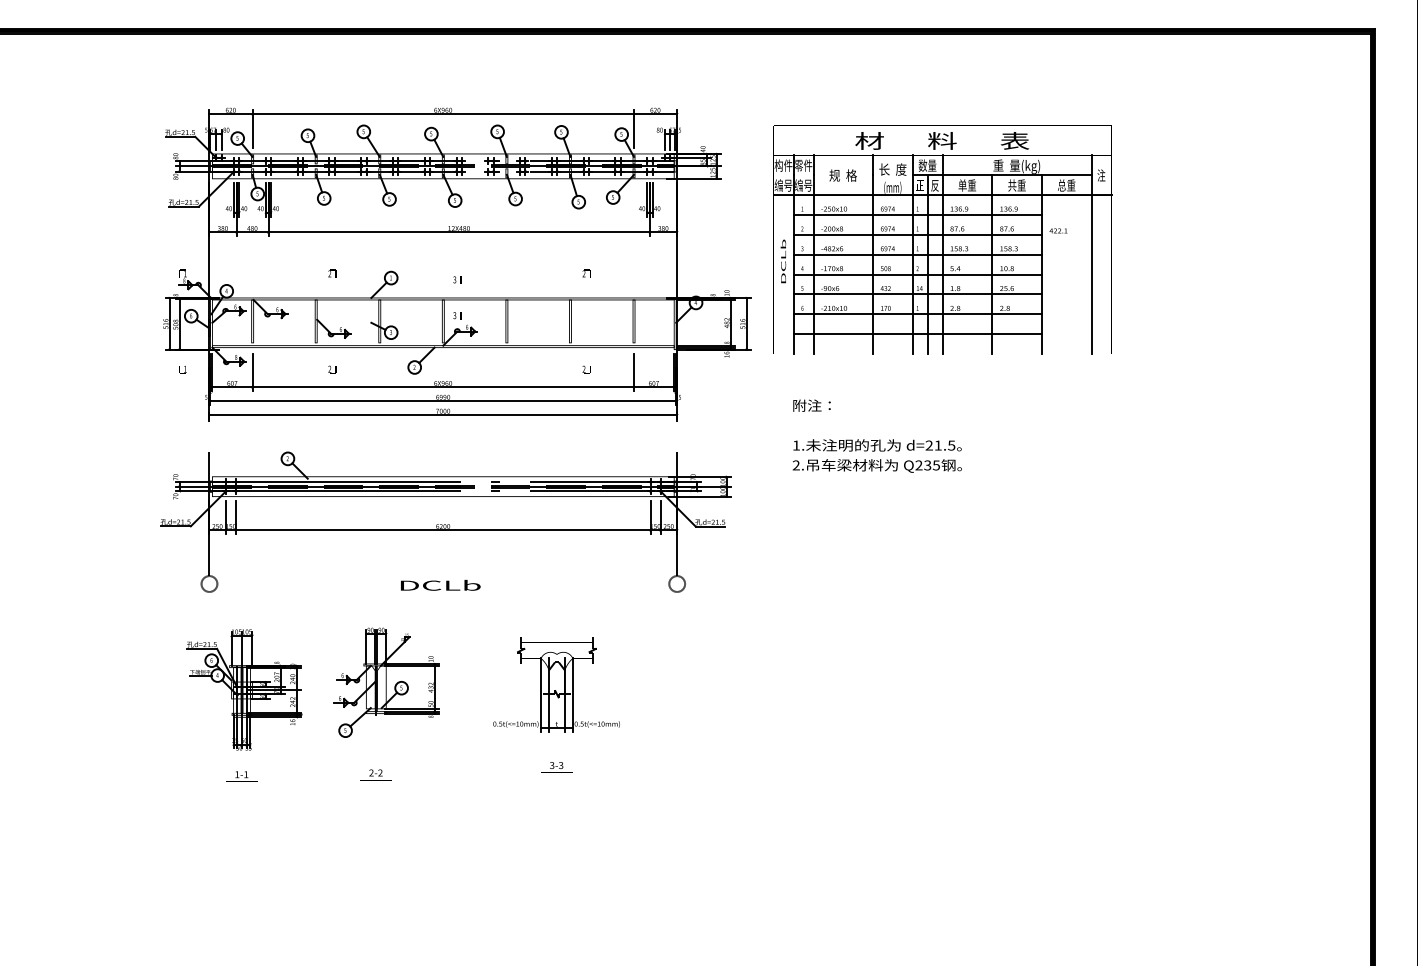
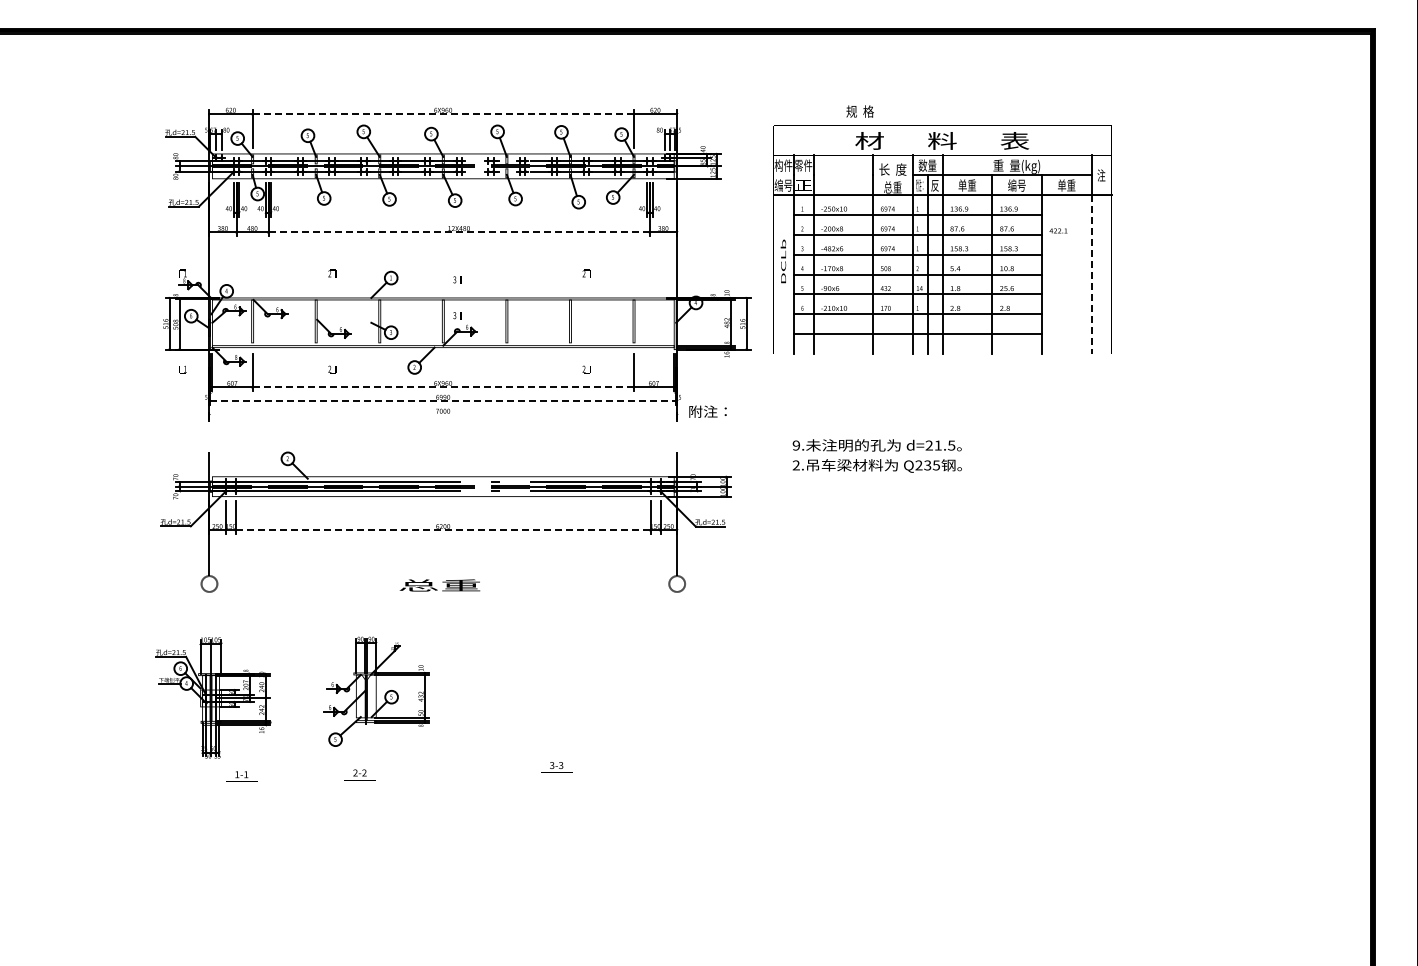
line: solid -> dashed (443, 114)
text position: (842, 175) -> (859, 111) (859, 111)
text: 编号 -> 正 (803, 185)
text: 正 -> 附注： (919, 185)
text: 共重 -> 编号 (1016, 185)
text: 总重 -> 单重 (1062, 185)
text: (mm) -> 总重 (892, 187)
line: solid -> dashed (459, 232)
line: solid -> dashed (1091, 275)
line: solid -> dashed (443, 387)
line: solid -> dashed (443, 401)
text position: (811, 405) -> (707, 411) (707, 411)
line: present -> none (443, 415)
text: 1. -> 9. (795, 445)
line: solid -> dashed (443, 530)
text: DCLb -> 总重 (439, 585)
part position: (386, 682) -> (376, 691) (376, 691)
part: present -> none (556, 684)
part position: (244, 689) -> (213, 697) (213, 697)
text position: (375, 774) -> (359, 774) (359, 774)
